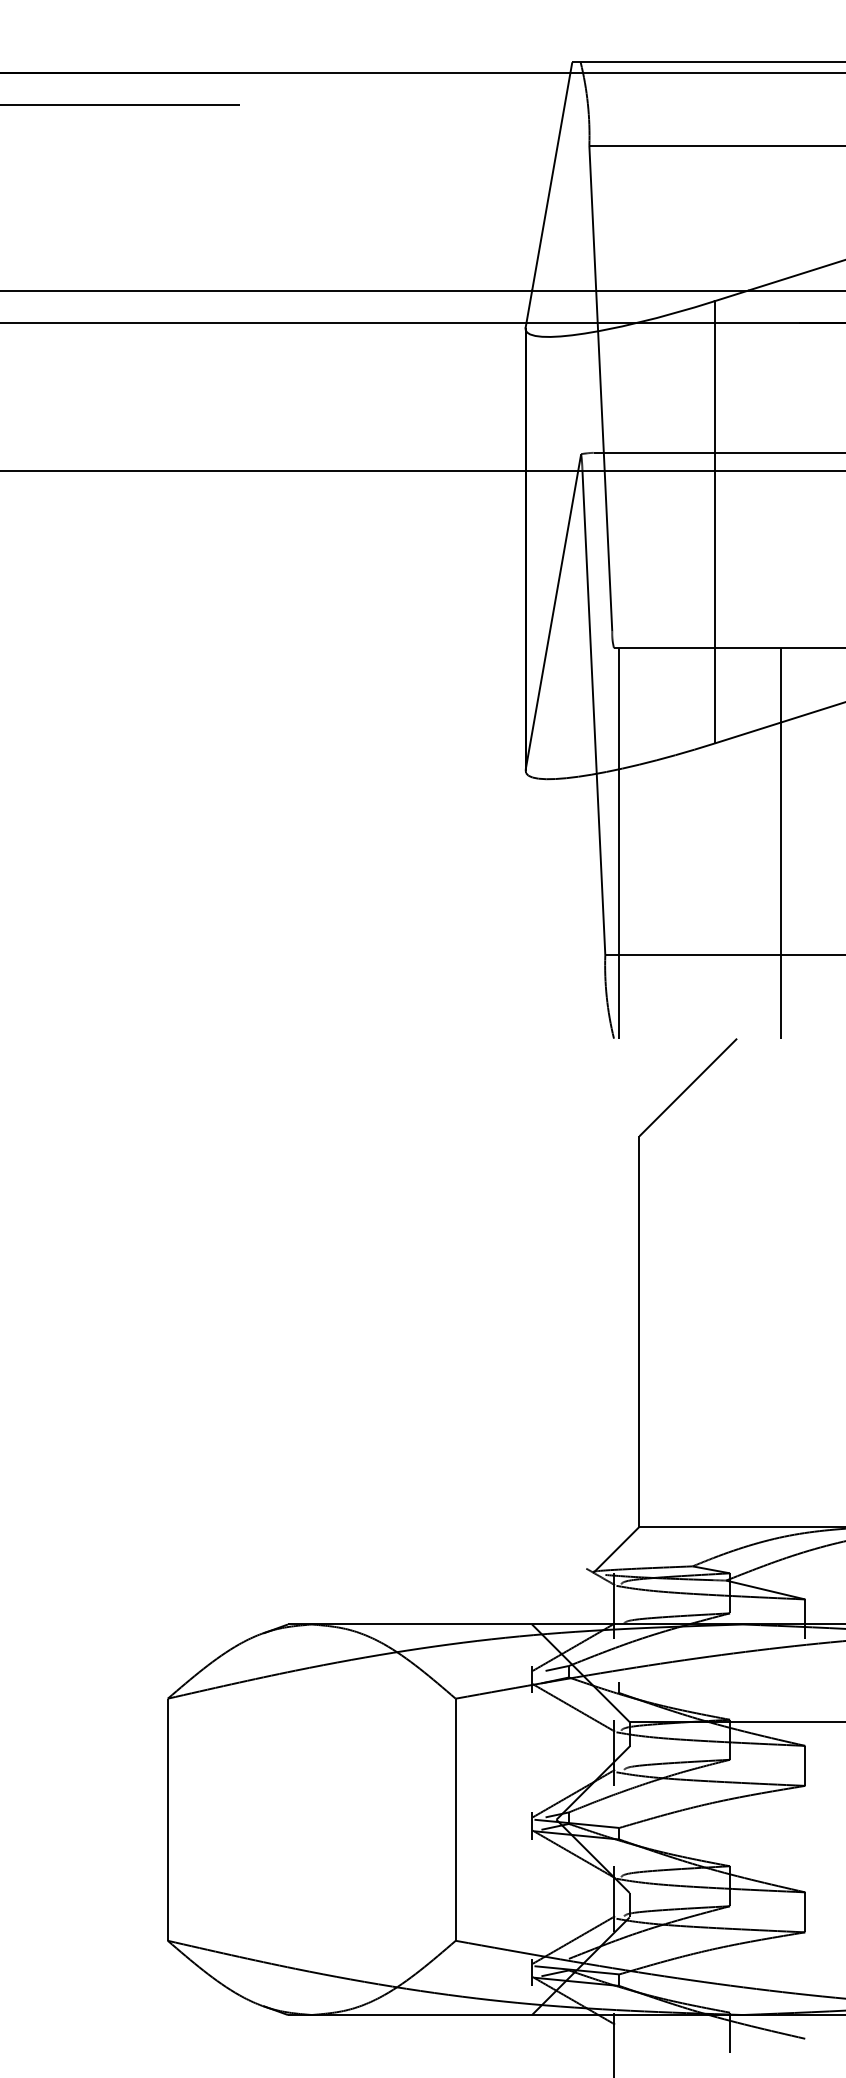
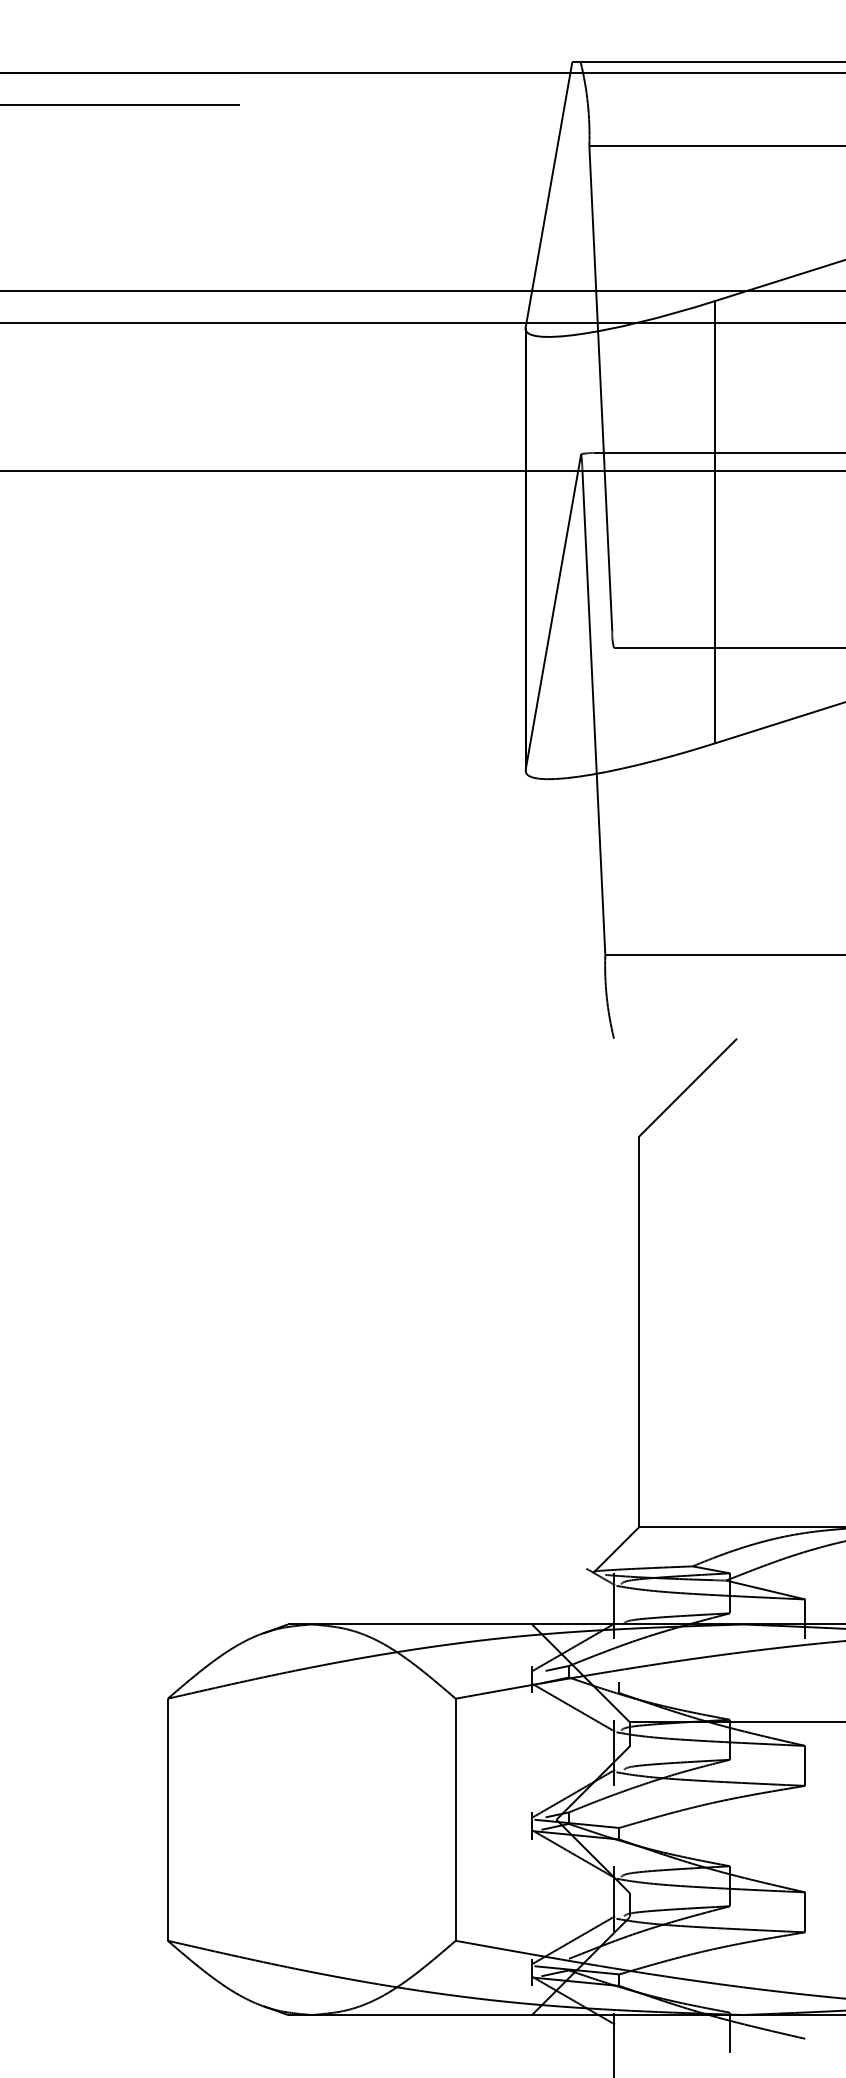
line: present -> none (618, 843)
line: present -> none (780, 843)
